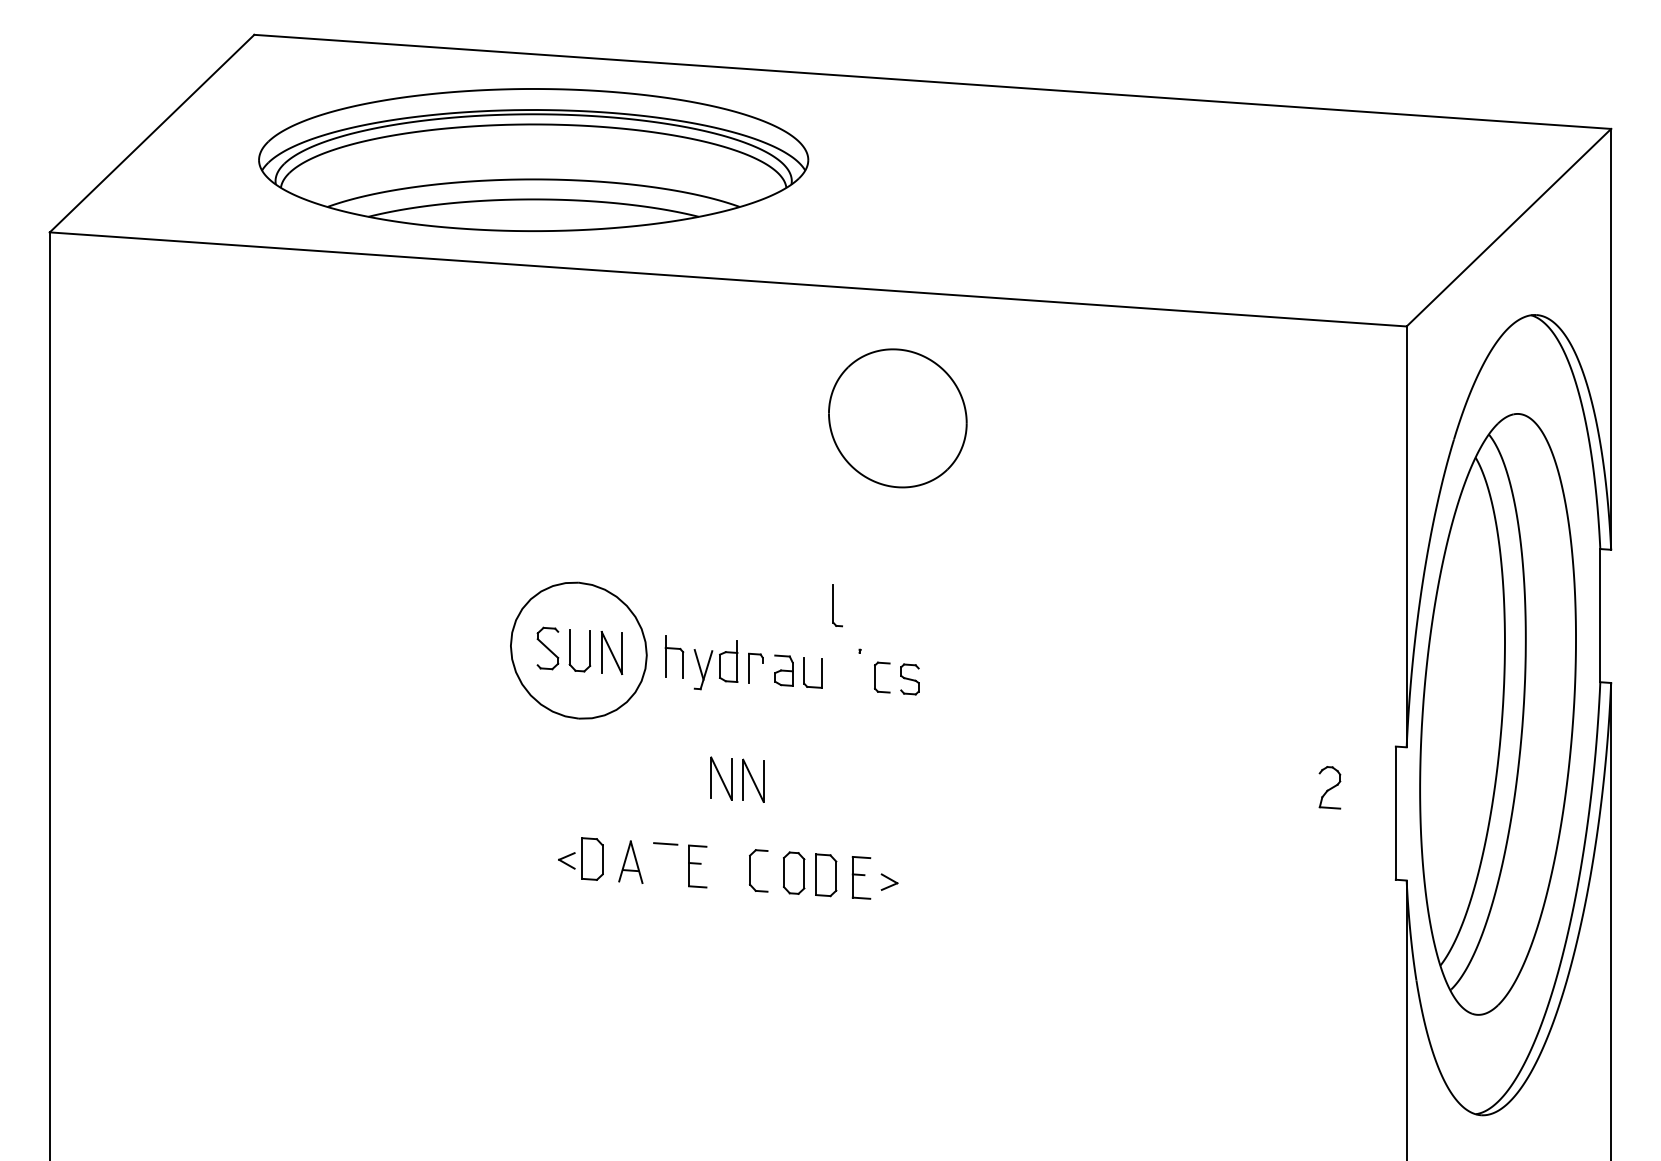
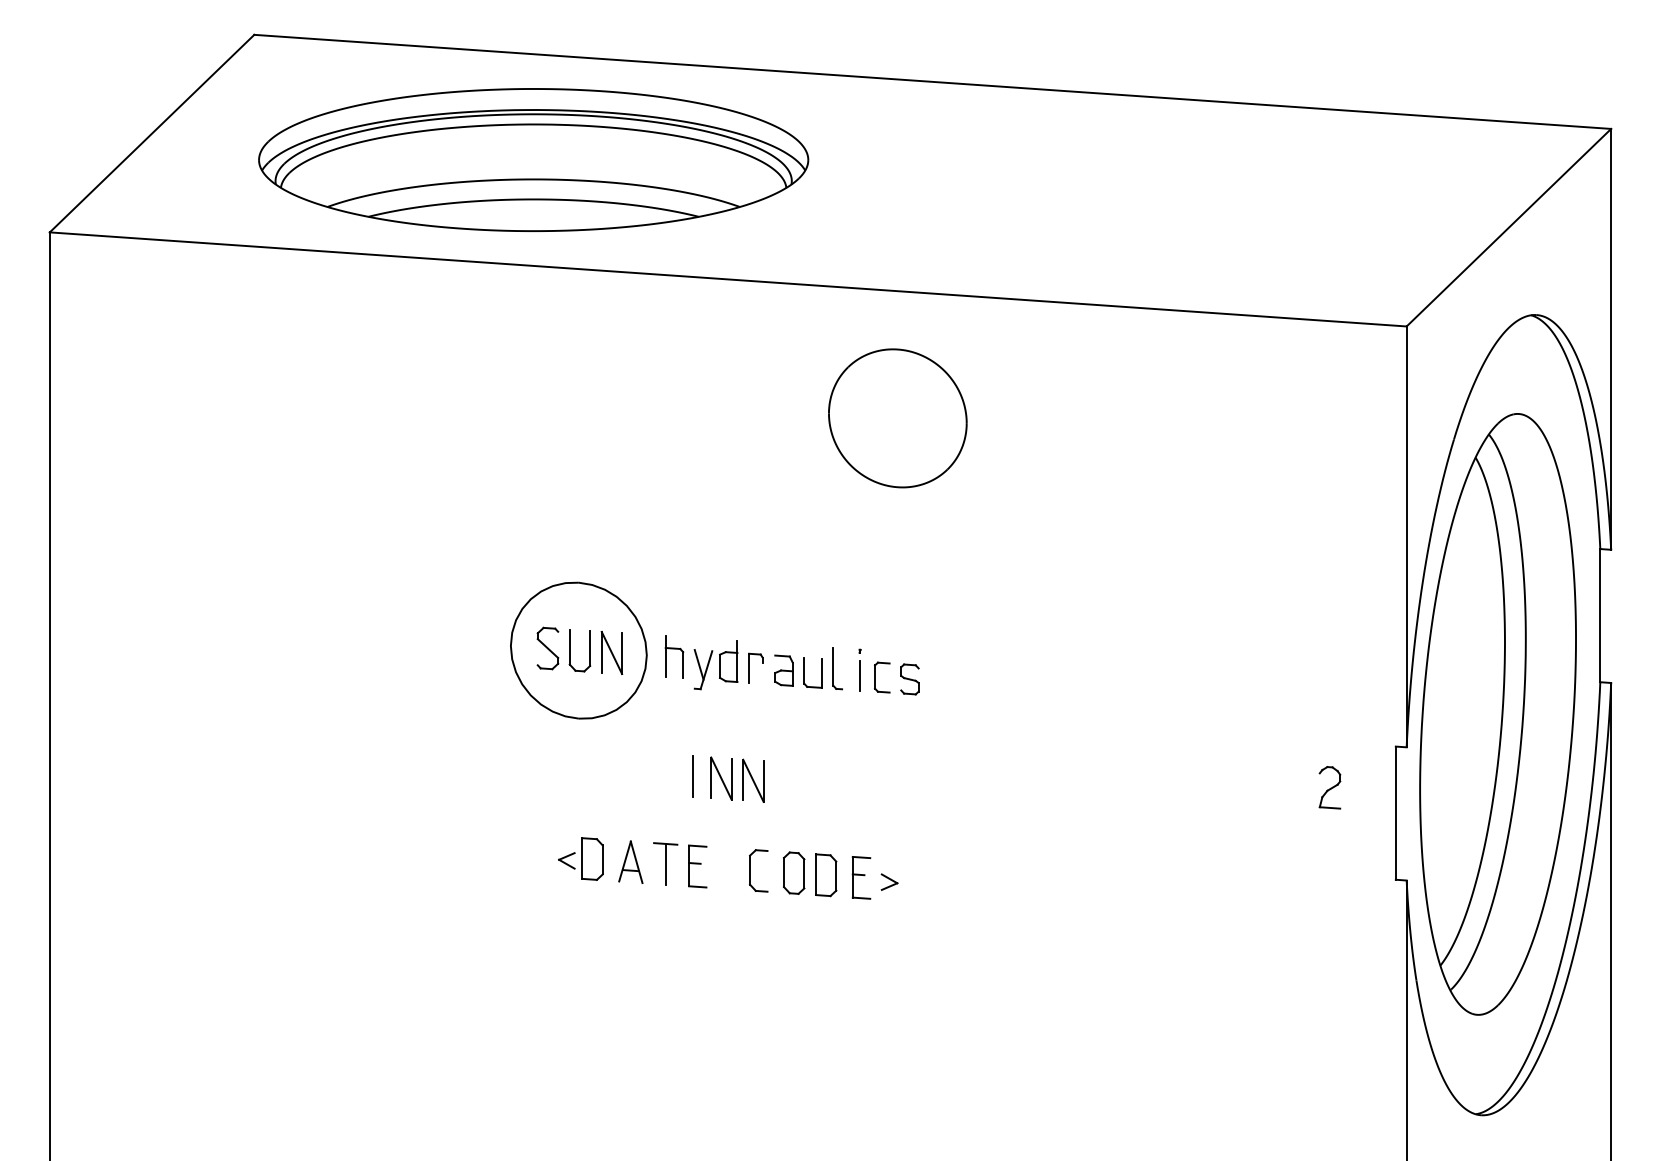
part position: (837, 605) -> (837, 668) (837, 668)
line: none -> present (859, 675)
line: none -> present (692, 776)
line: none -> present (665, 863)
